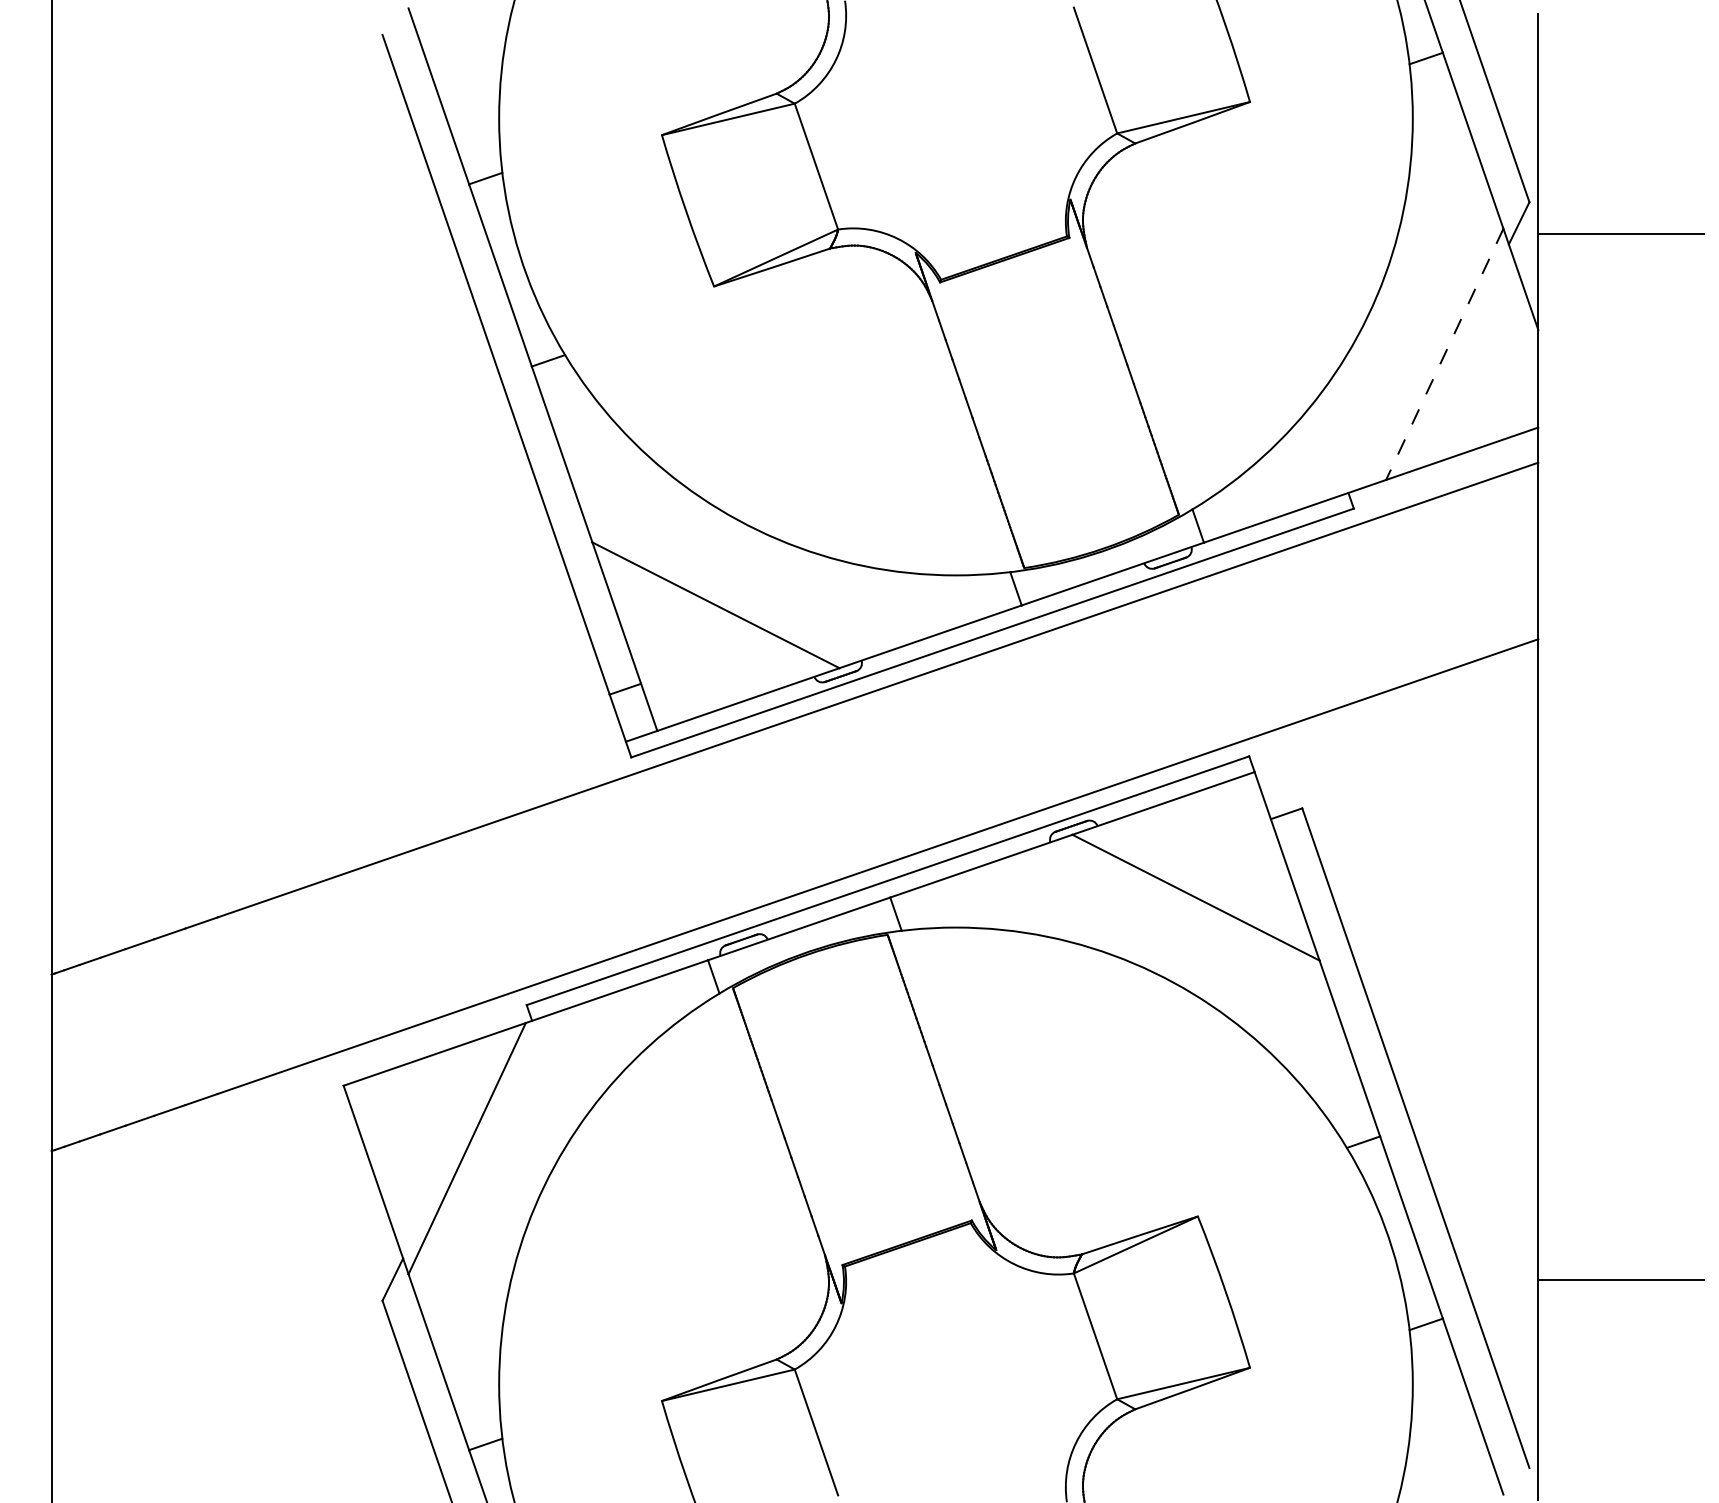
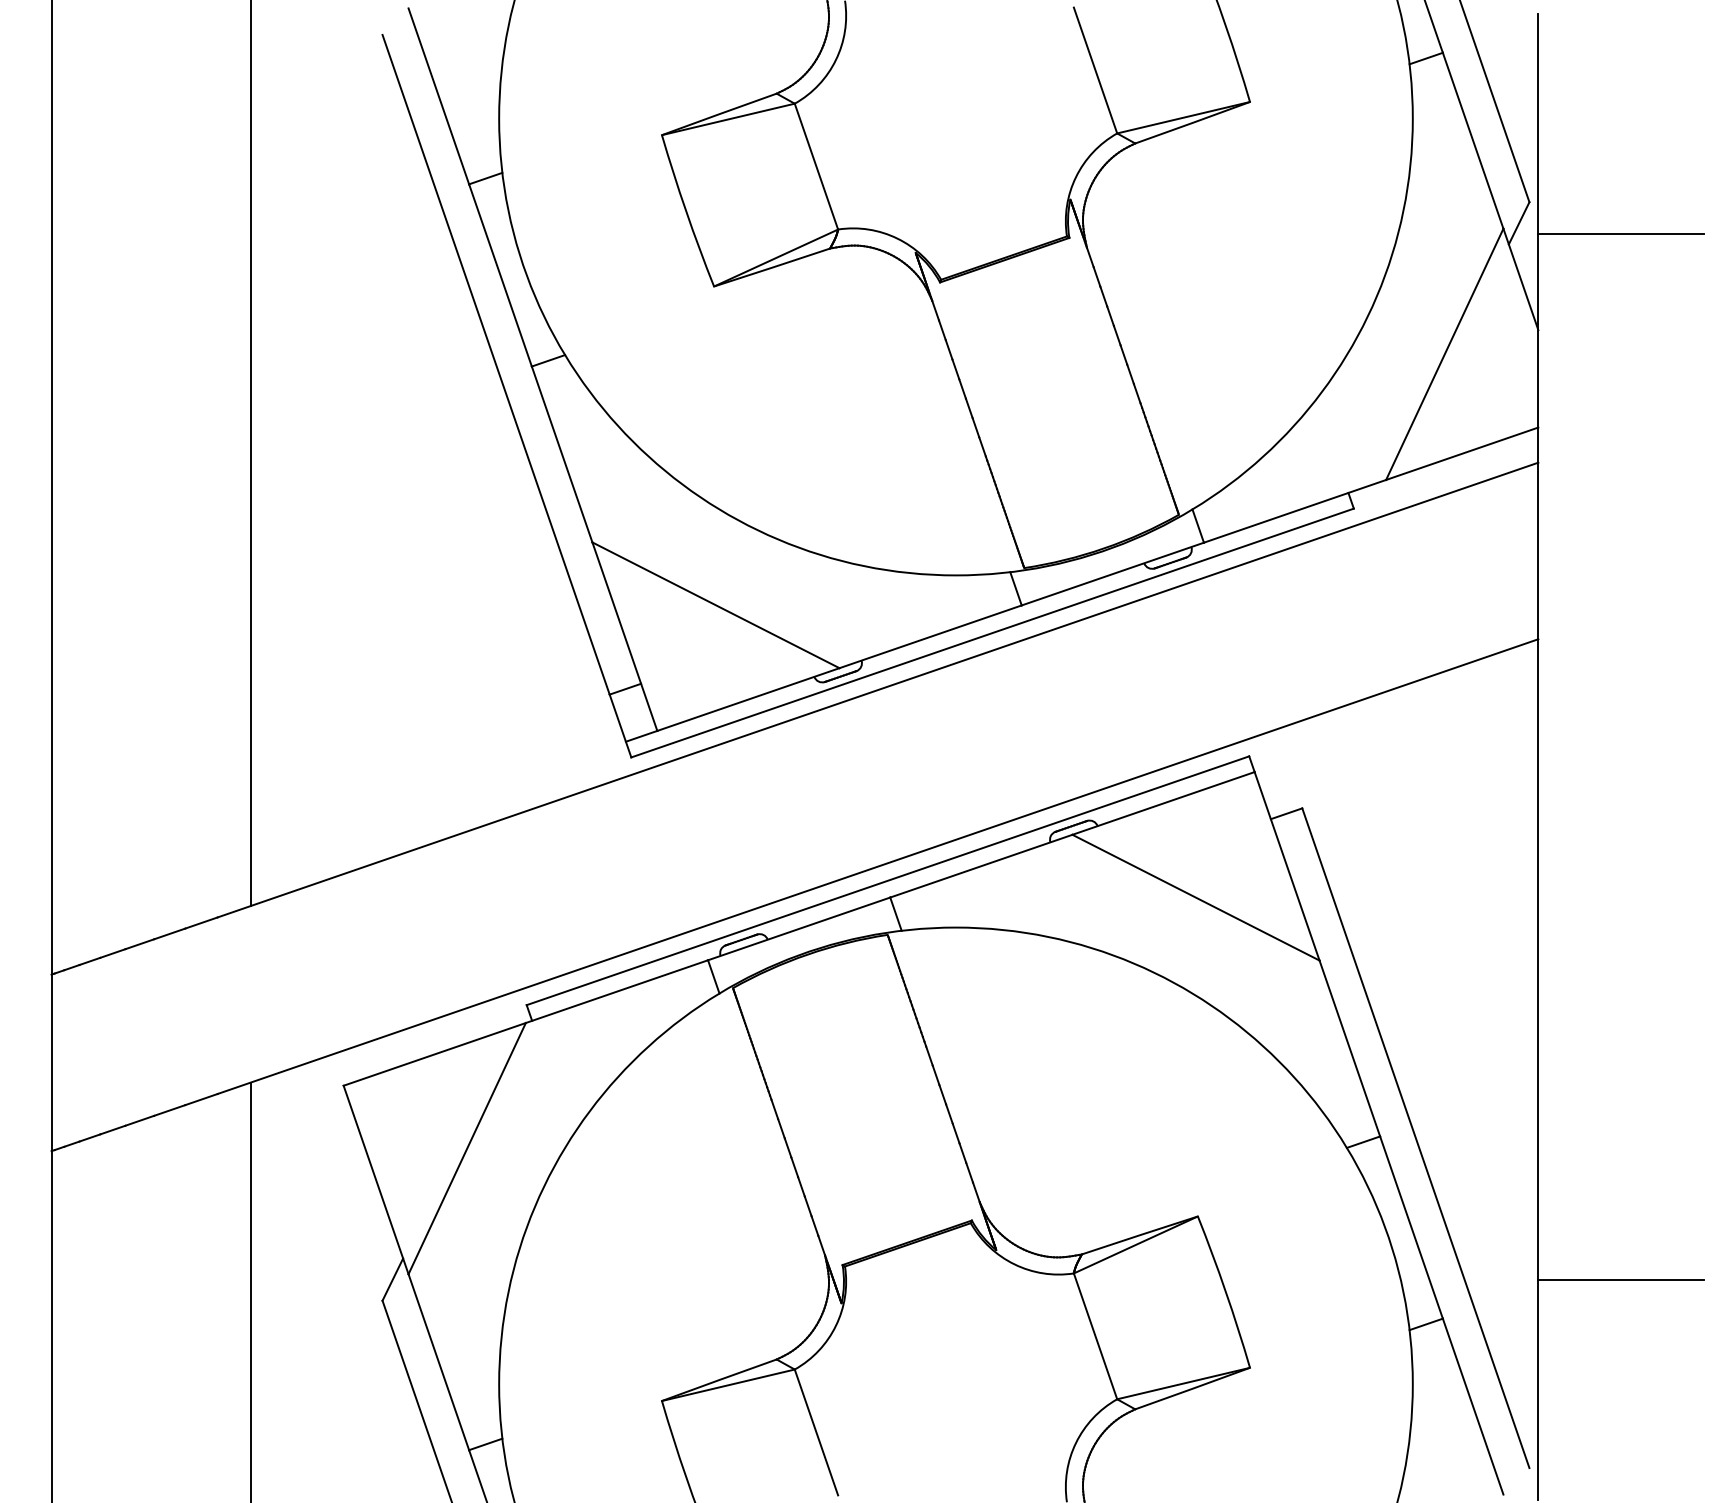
line: dashed -> solid (1444, 354)
line: none -> present (250, 454)
line: none -> present (250, 1290)
